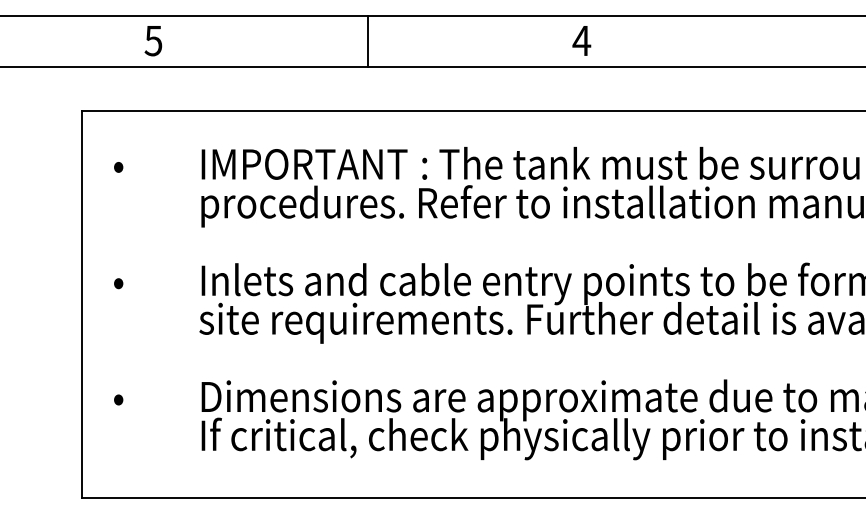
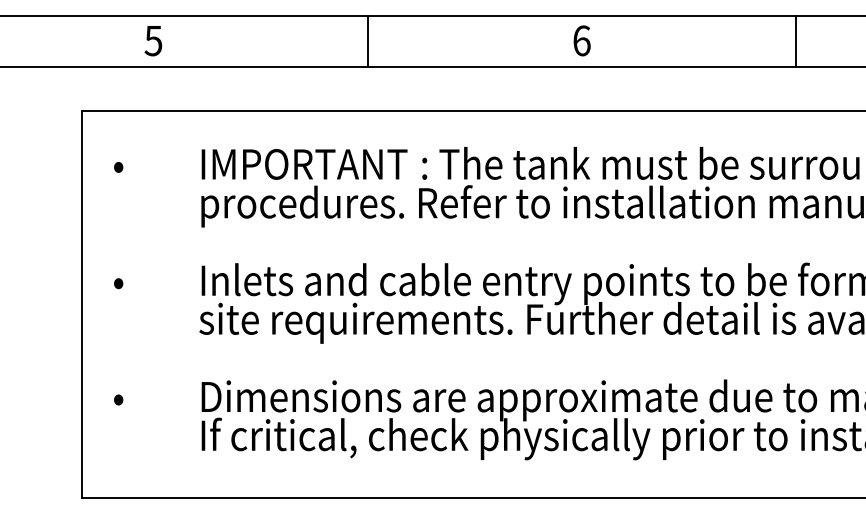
text: 4 -> 6 (581, 40)
line: none -> present (796, 40)
